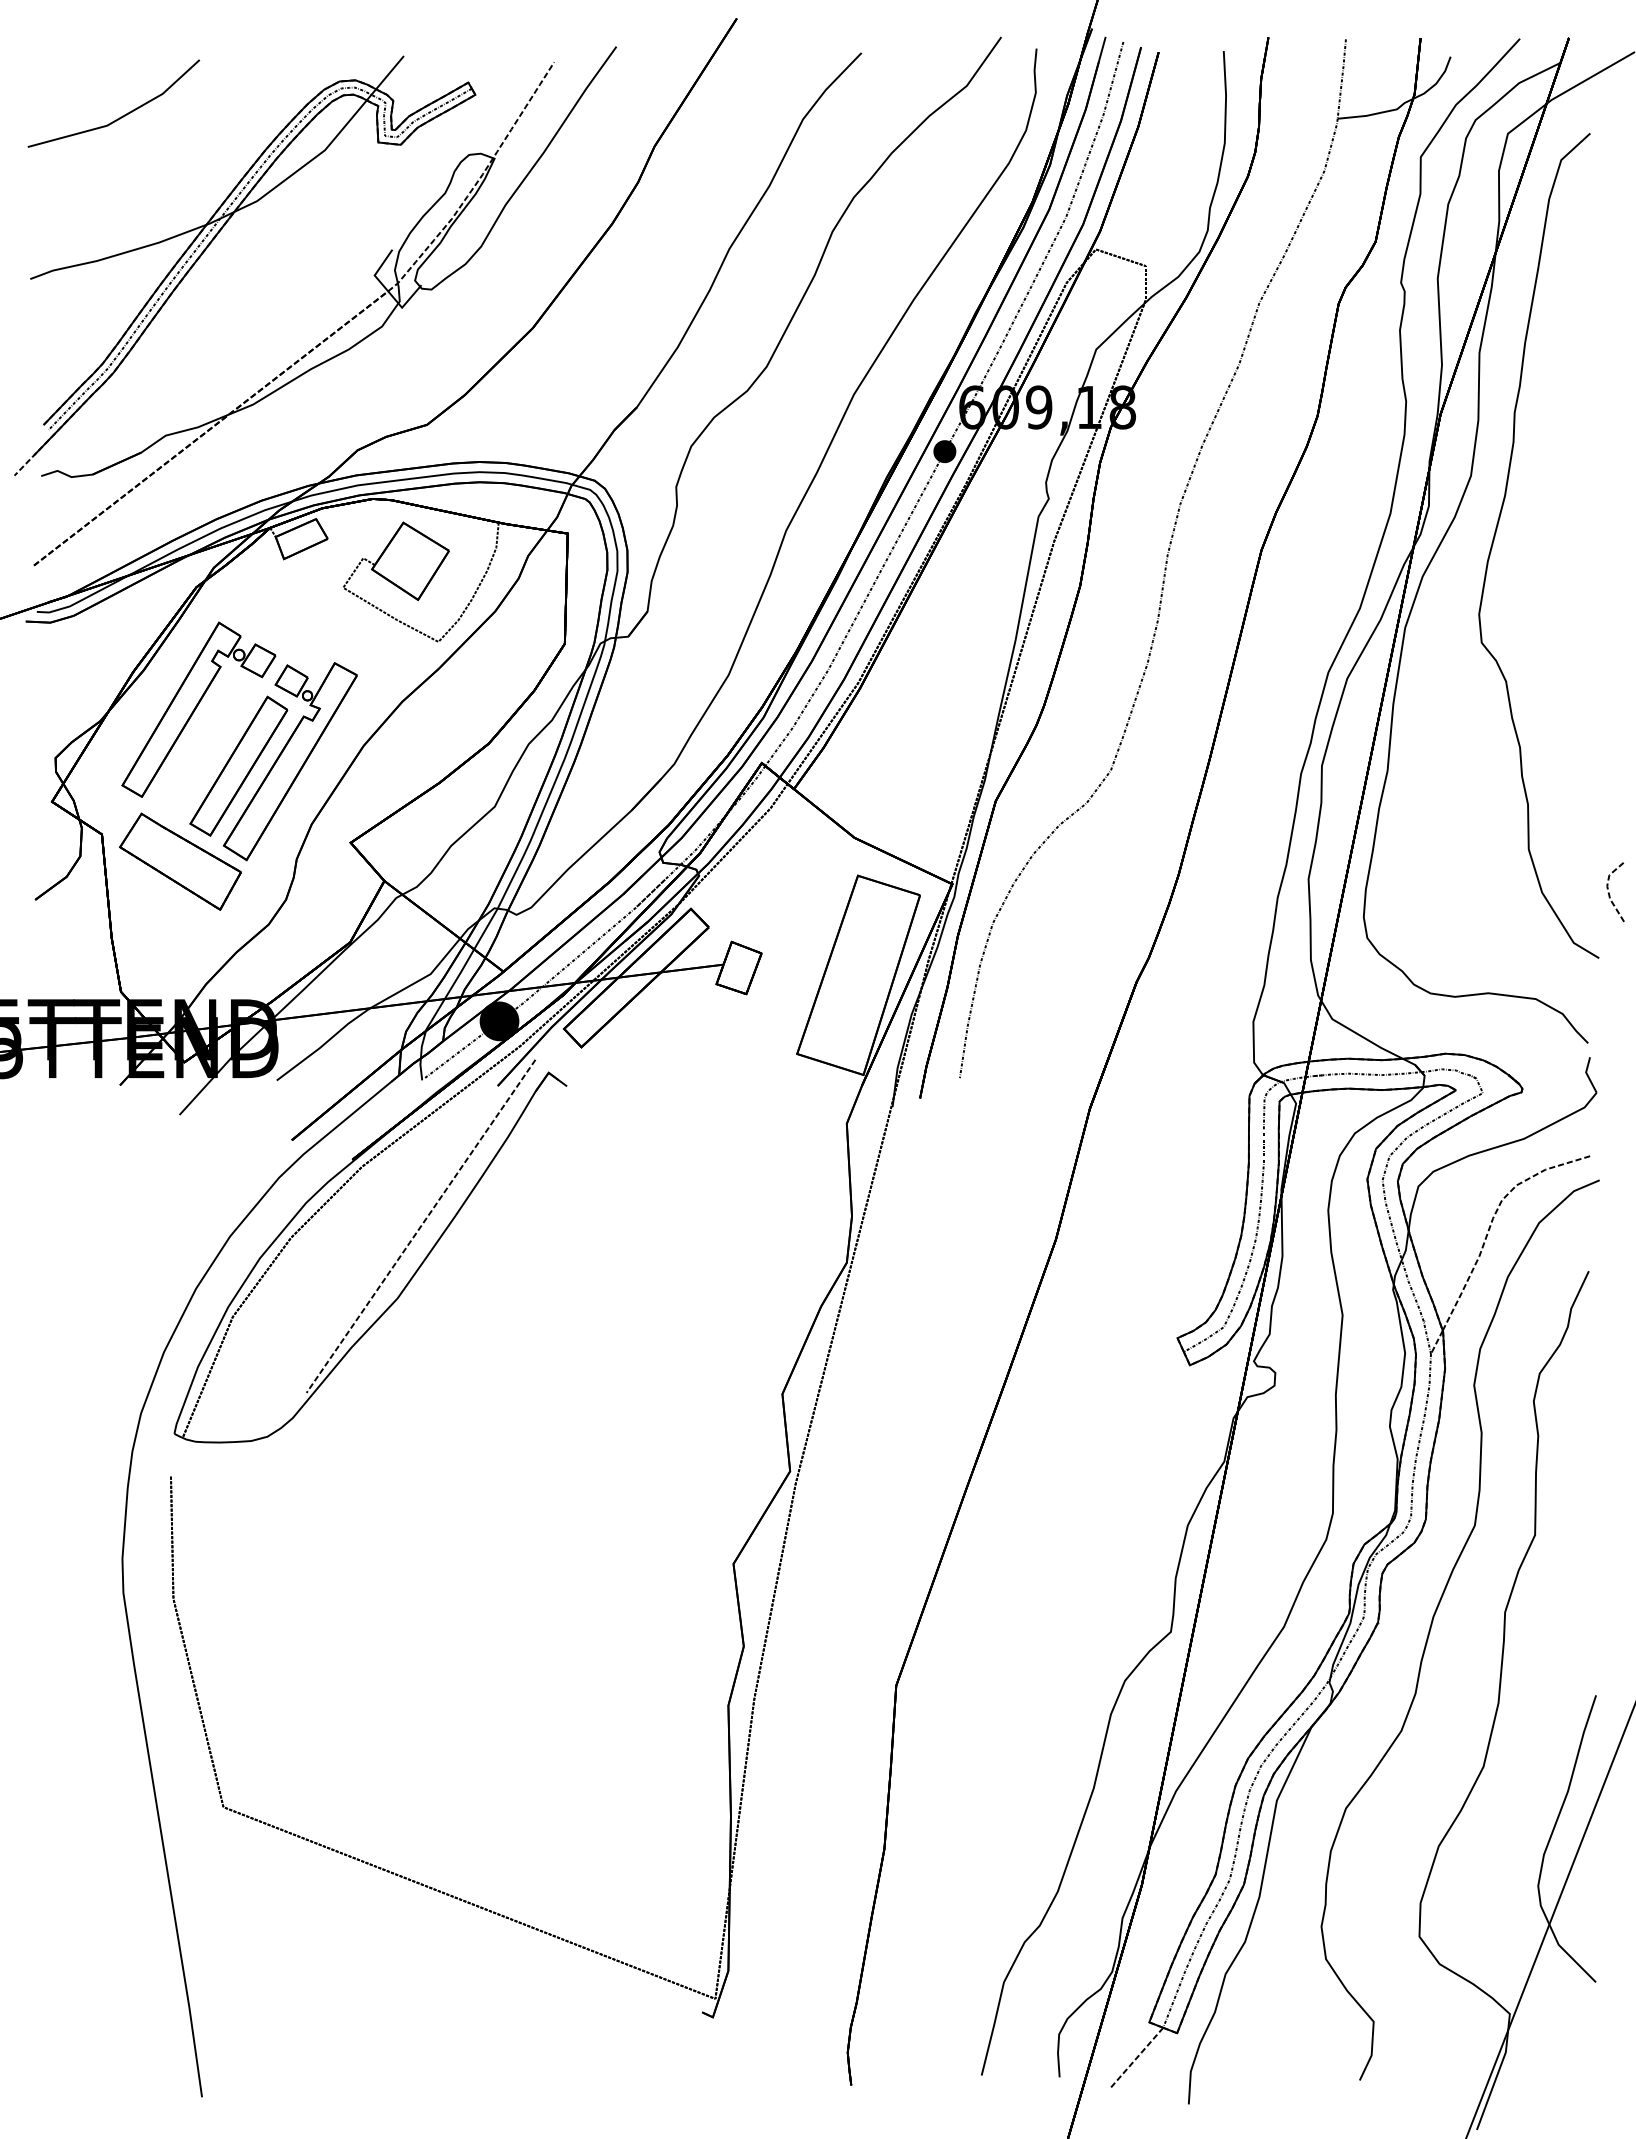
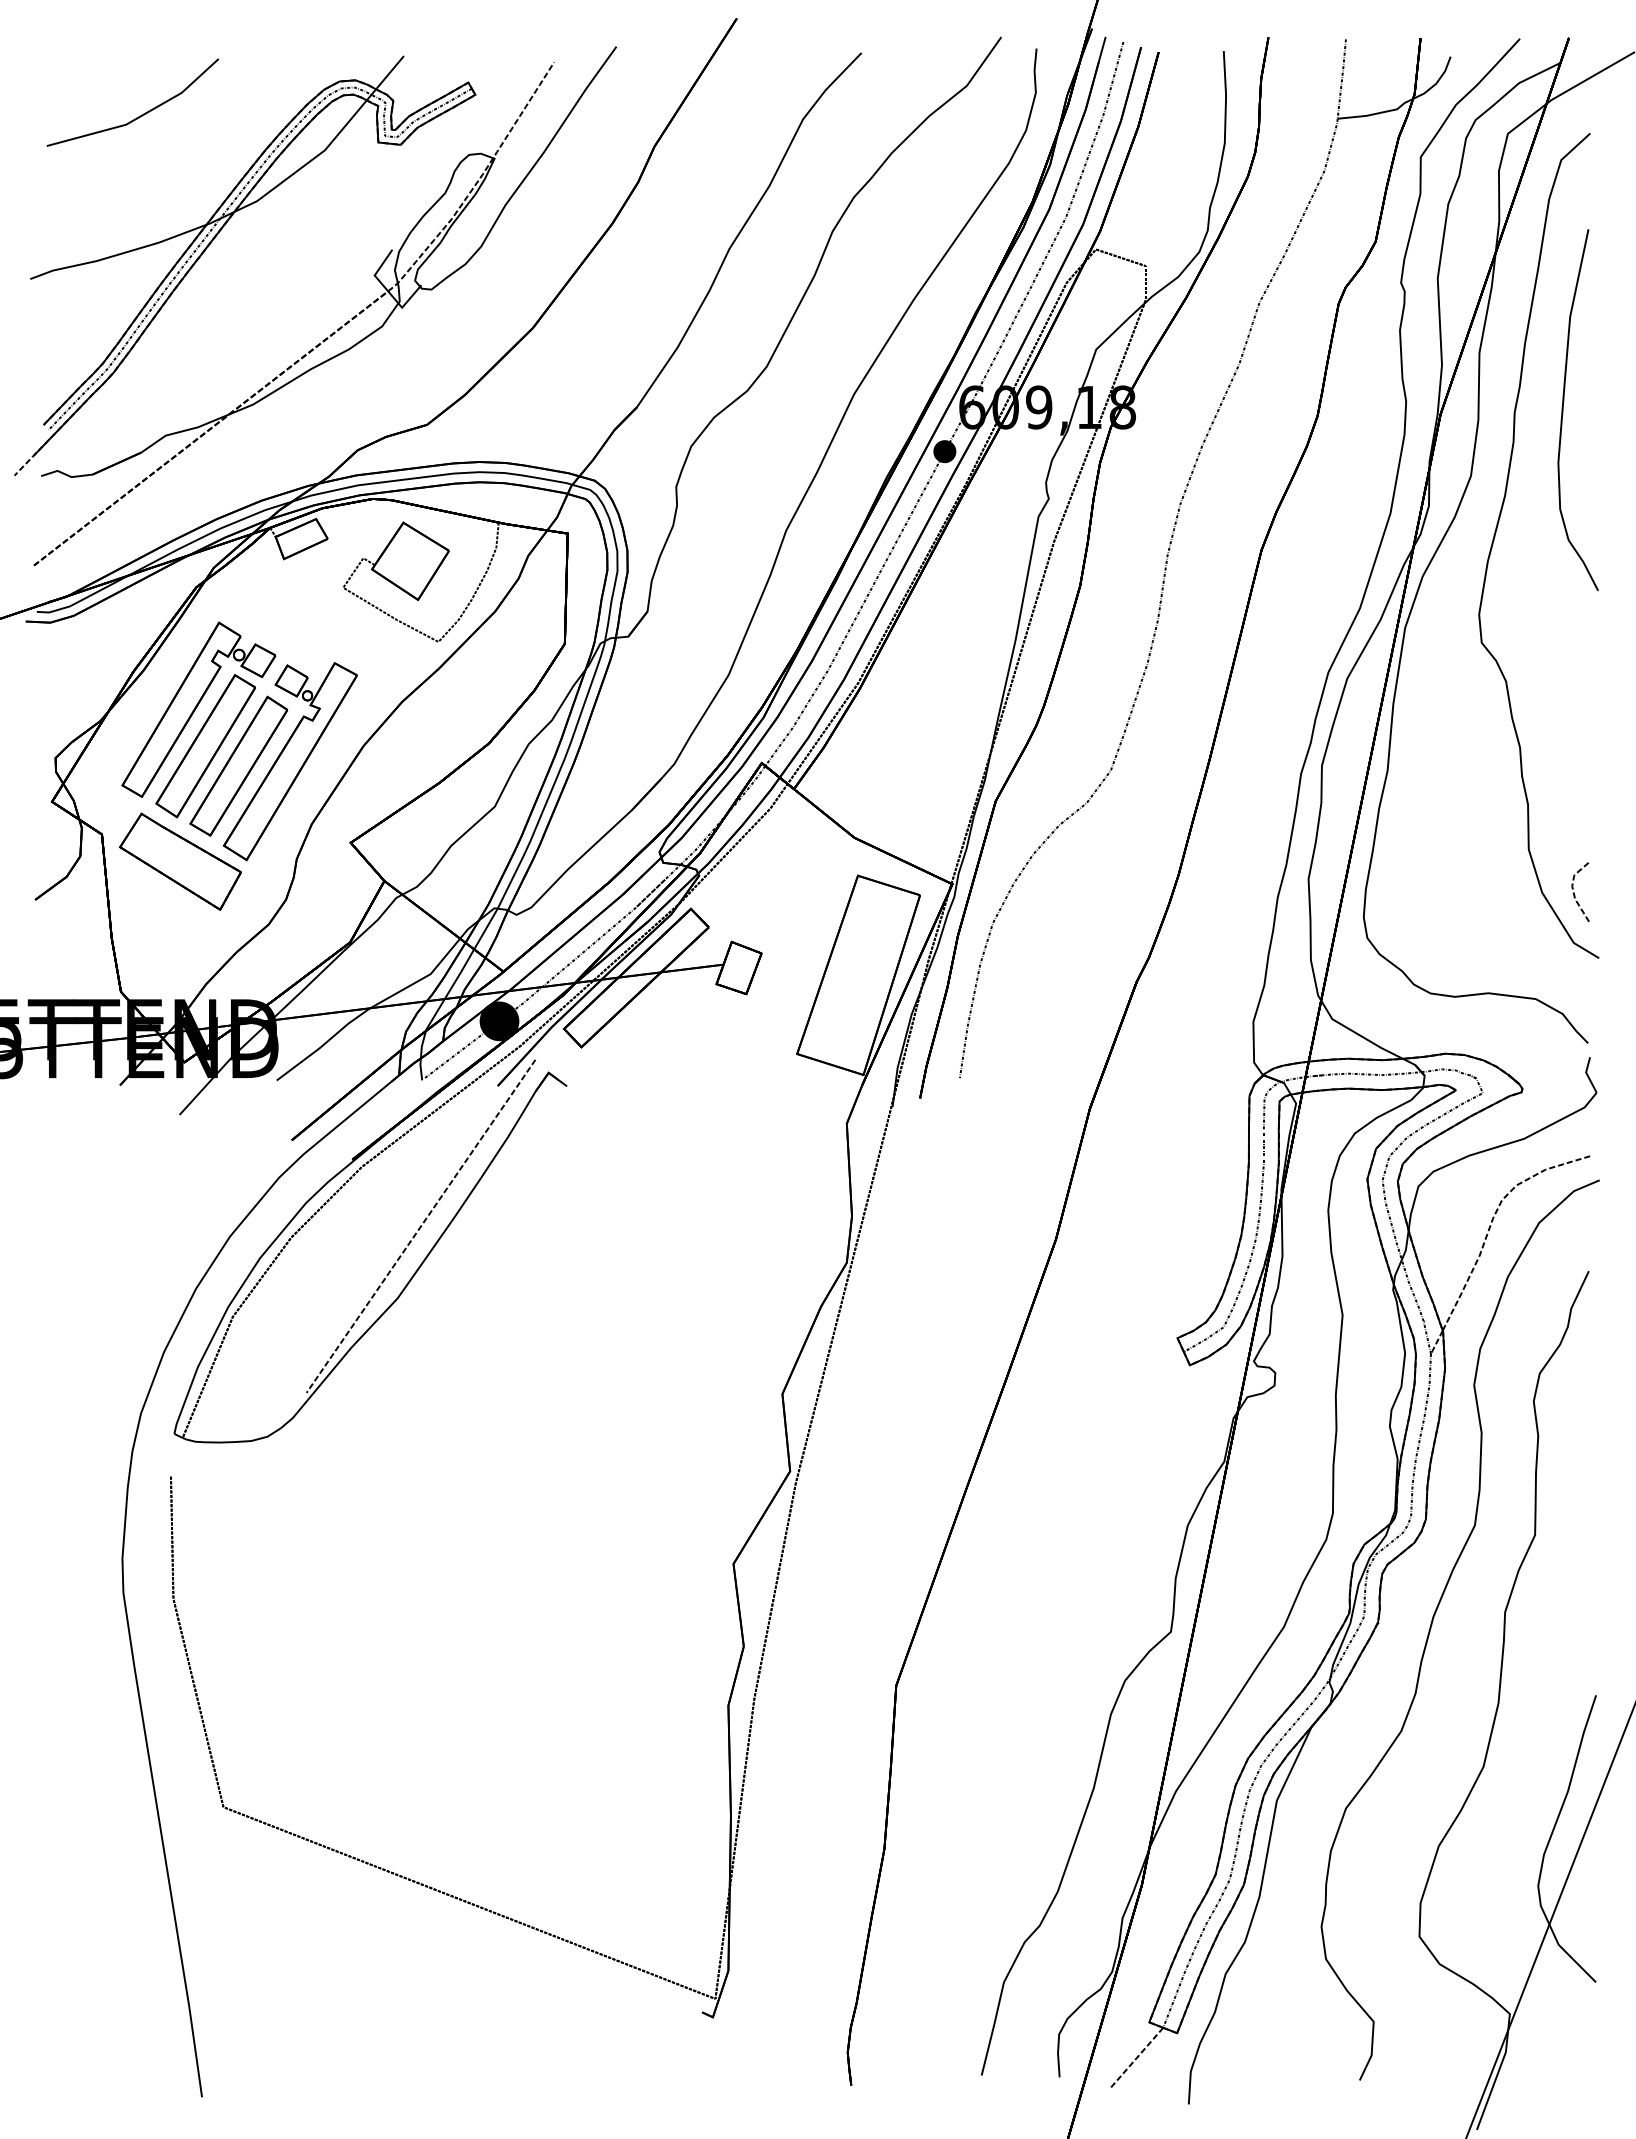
part position: (122, 115) -> (141, 114) (141, 114)
curve: none -> present (1563, 409)
part: none -> present (205, 746)
line position: (1610, 895) -> (1575, 895) (1575, 895)
